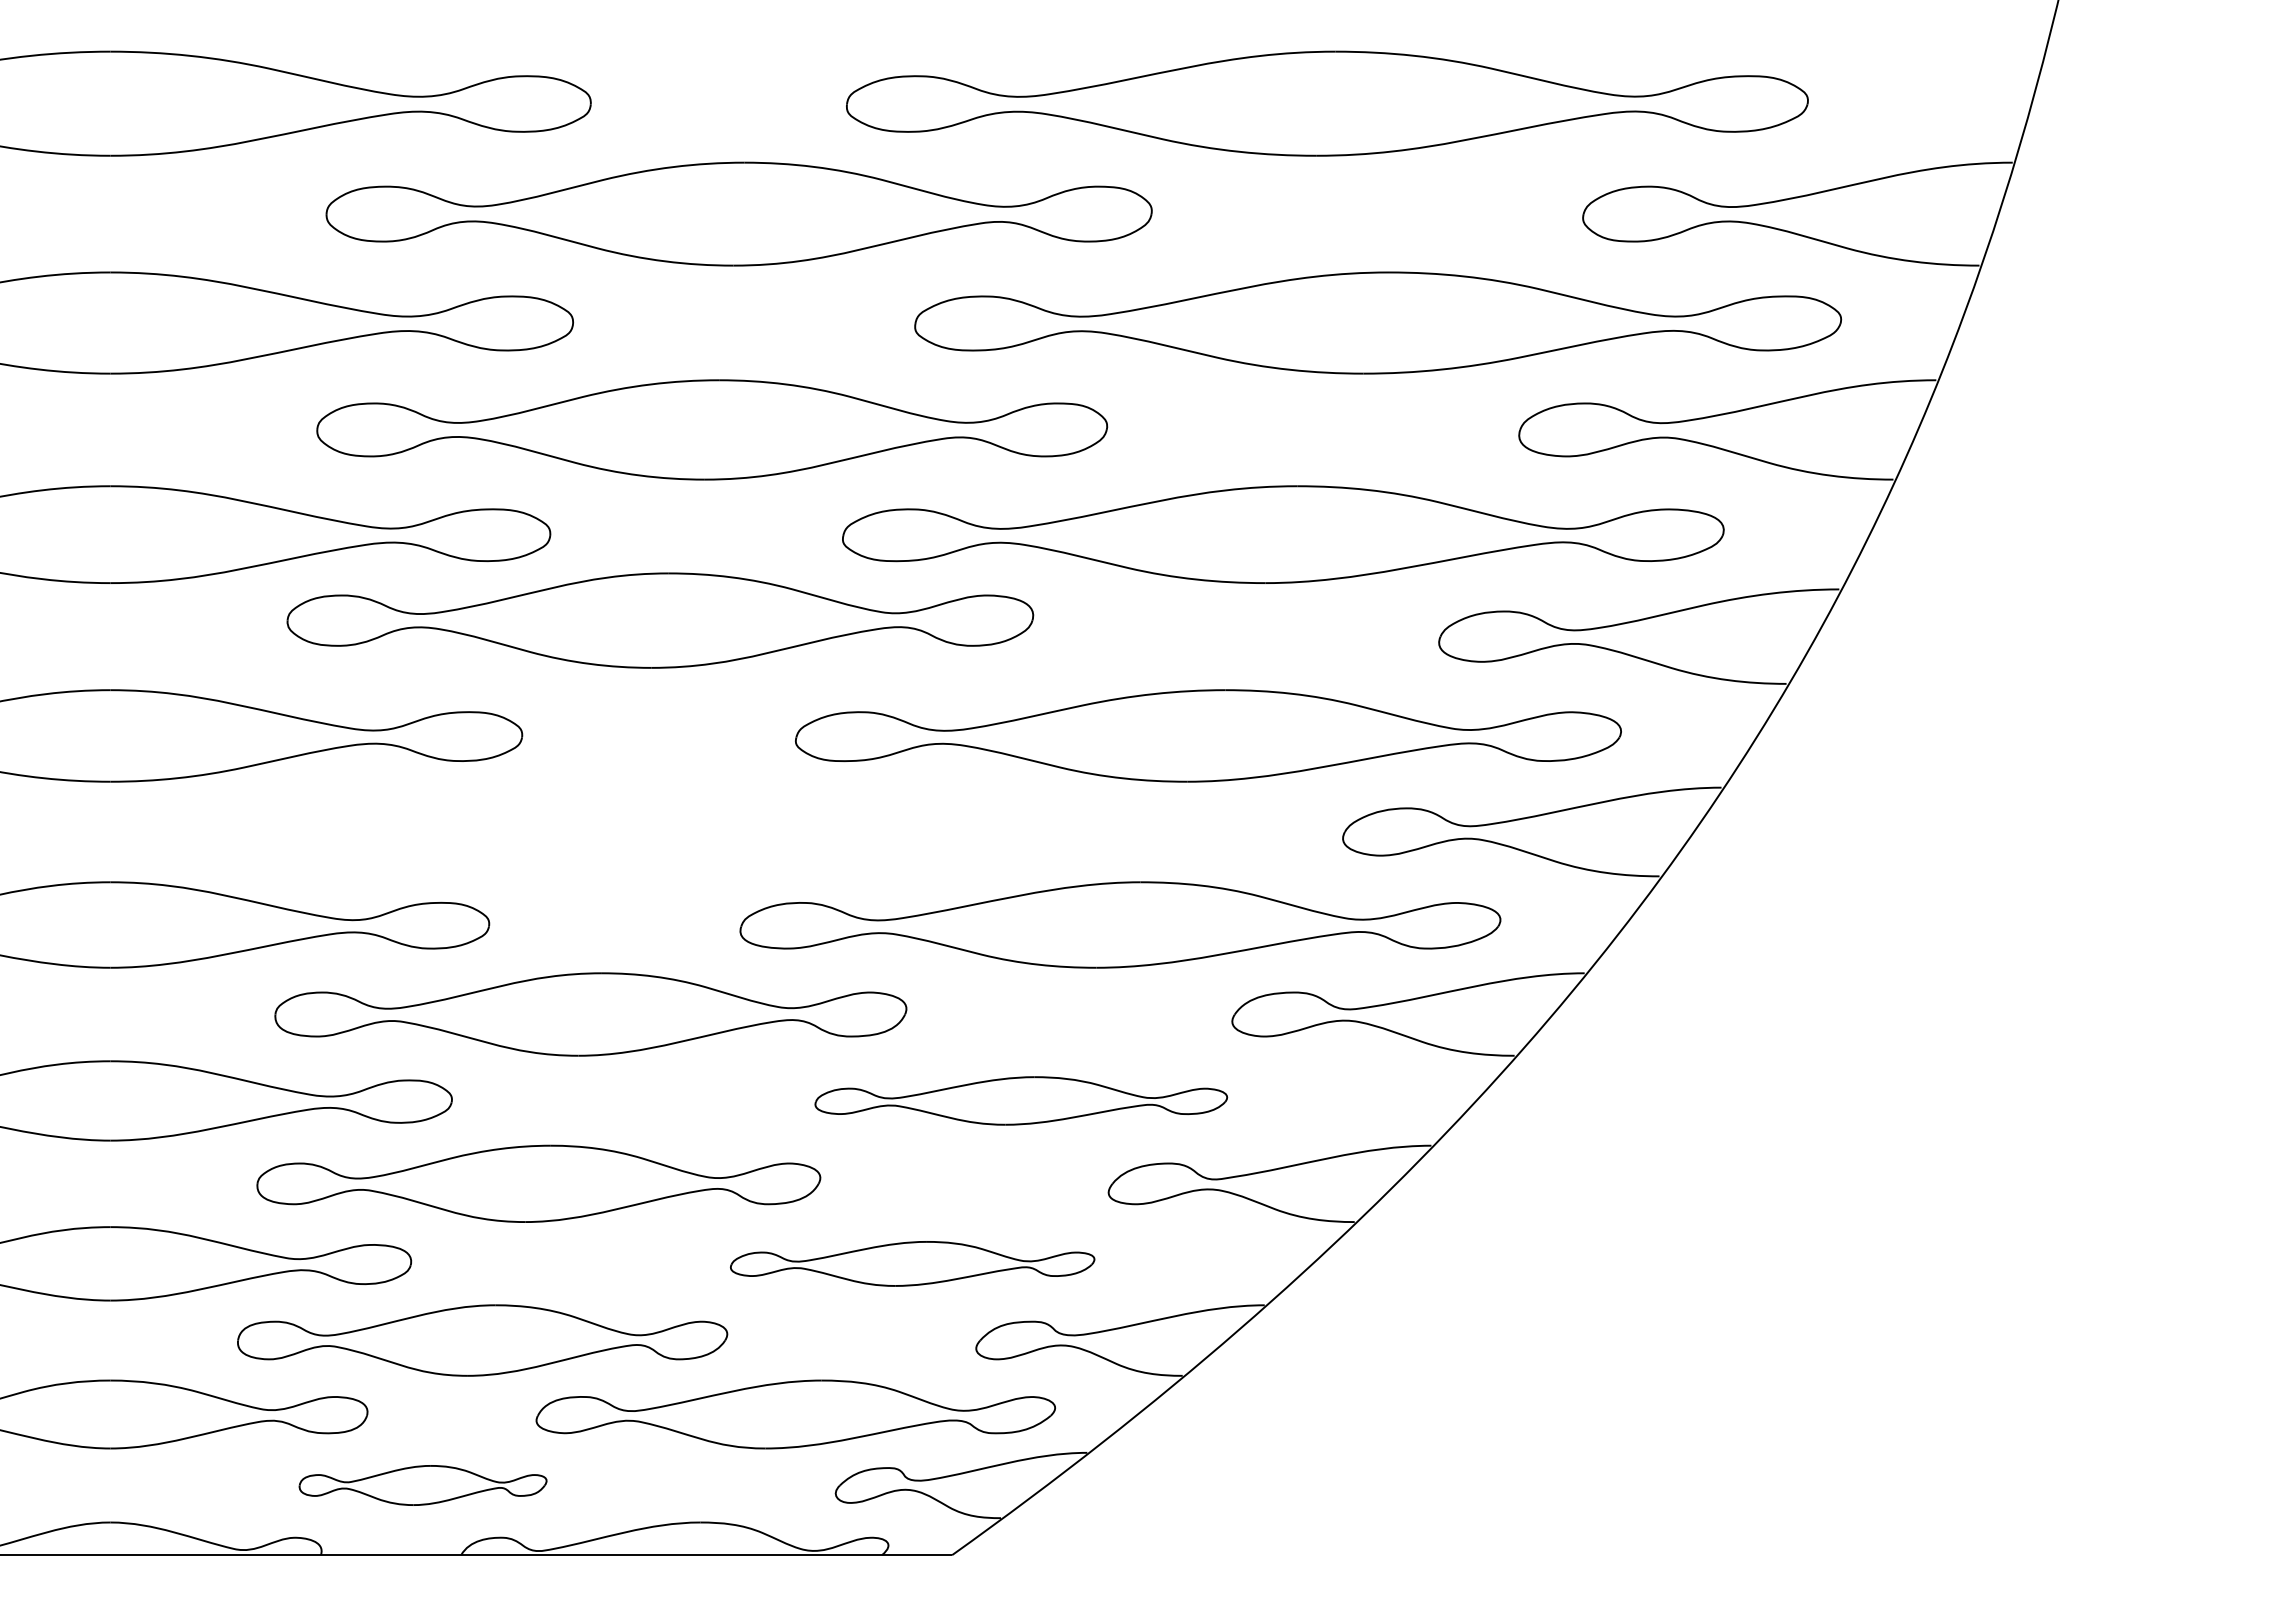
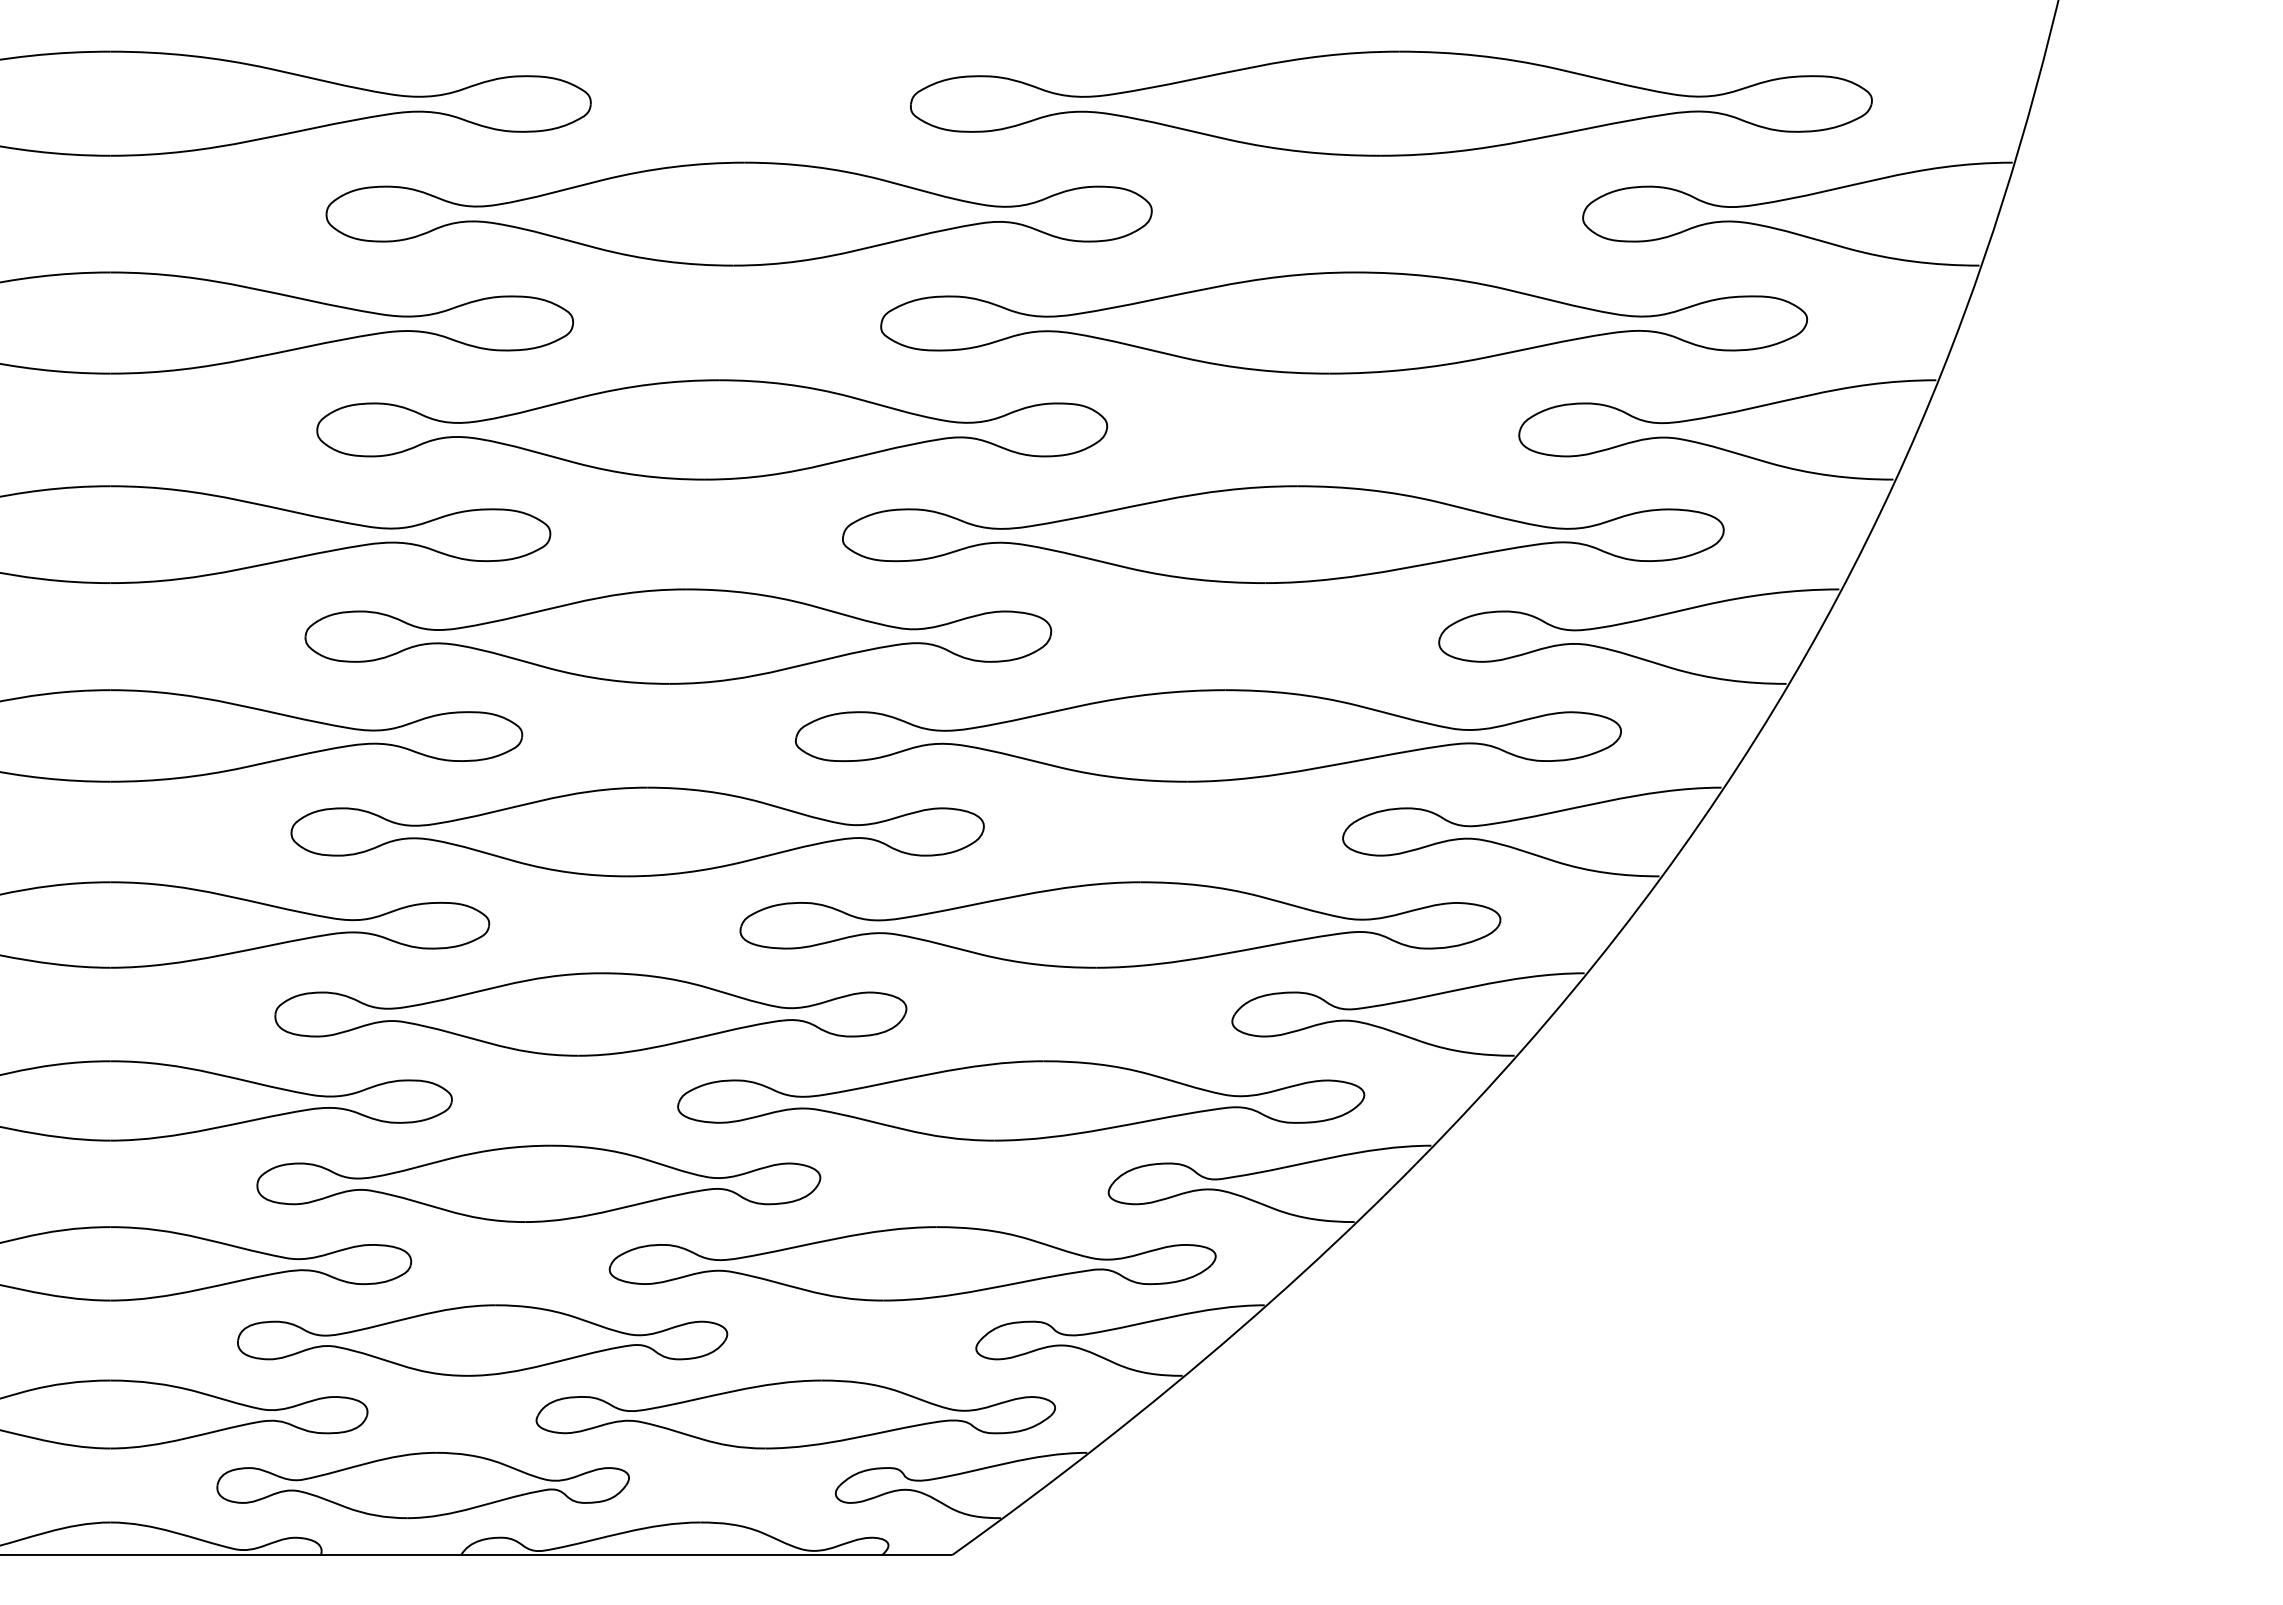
part position: (1327, 103) -> (1391, 103) (1391, 103)
part position: (1378, 322) -> (1344, 322) (1344, 322)
part position: (660, 620) -> (678, 636) (678, 636)
part: none -> present (637, 831)
part size: 415x50 px -> 689x82 px (1021, 1100)
part size: 366x46 px -> 609x76 px (912, 1263)
part size: 250x41 px -> 414x69 px (422, 1485)
